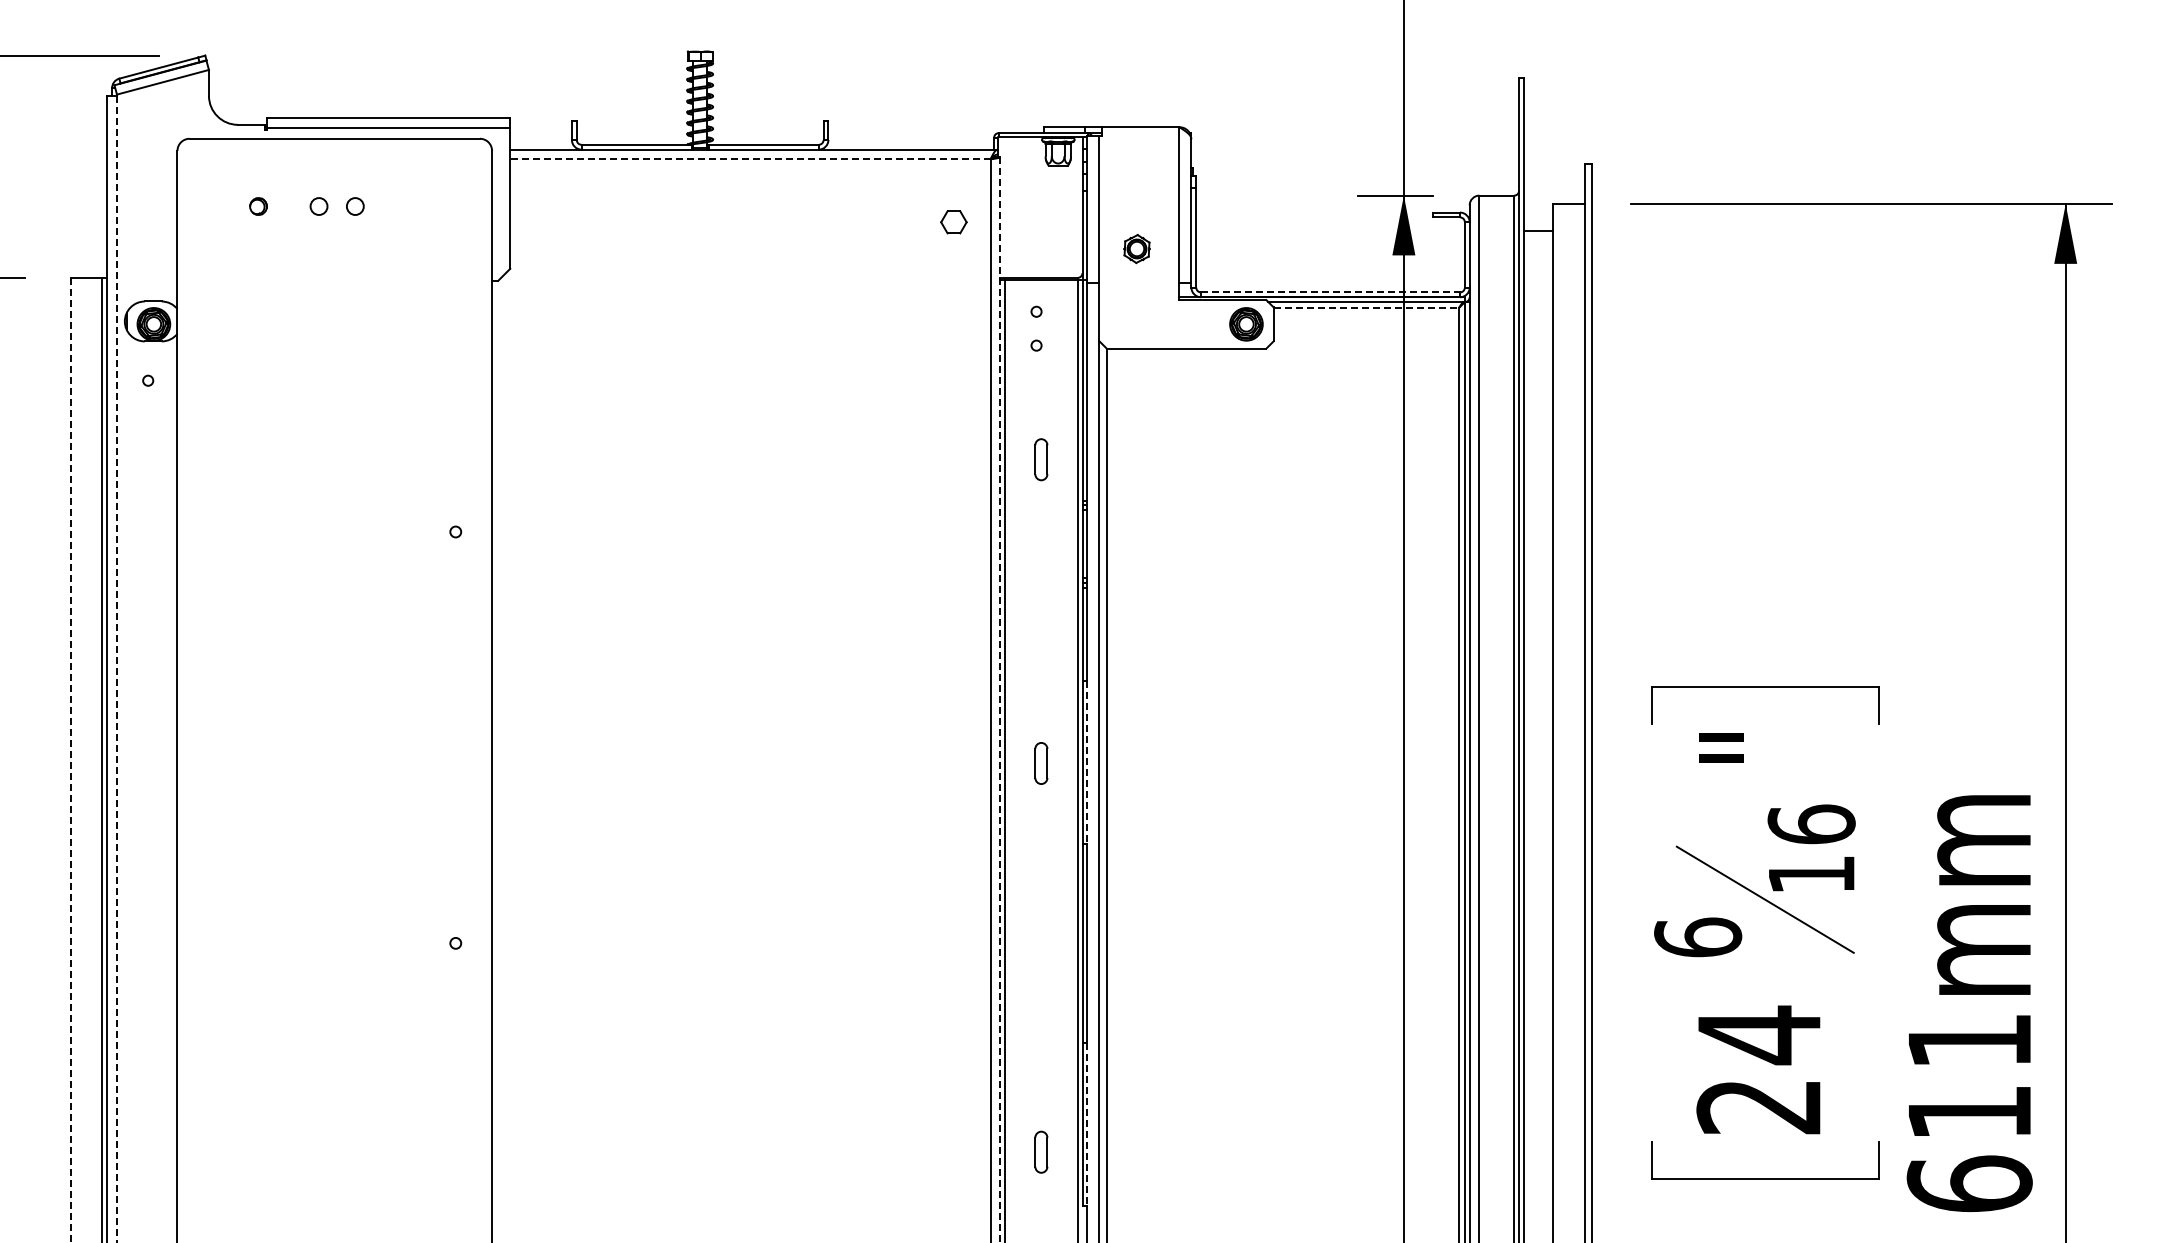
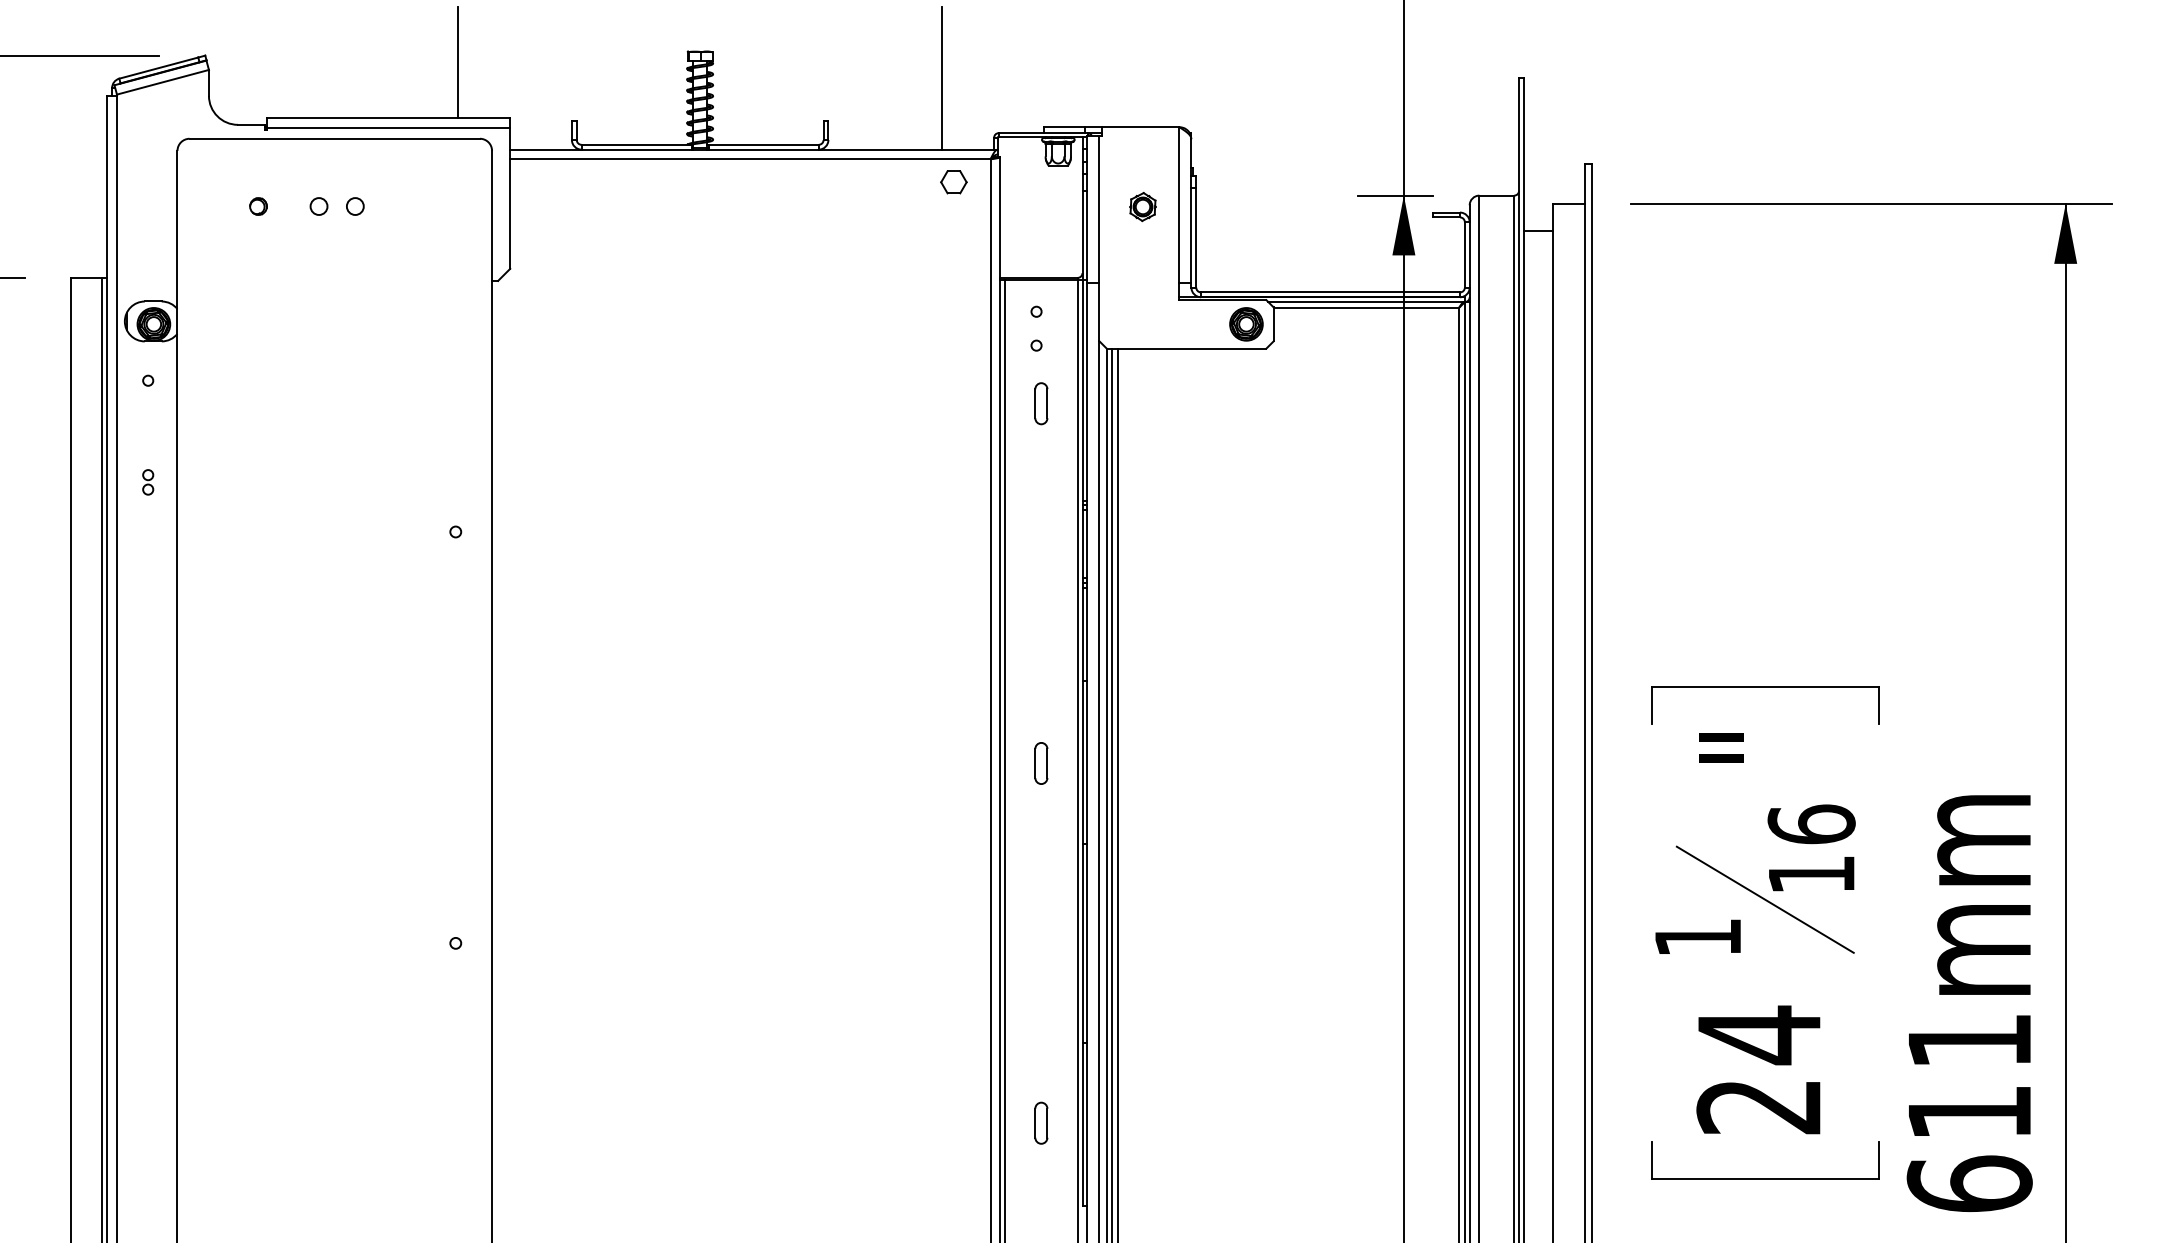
line: none -> present (458, 62)
line: none -> present (942, 77)
line: dashed -> solid (749, 159)
part position: (953, 222) -> (953, 182) (953, 182)
part position: (1136, 249) -> (1142, 207) (1142, 207)
line: dashed -> solid (1331, 292)
line: dashed -> solid (1366, 308)
part position: (1041, 459) -> (1041, 403) (1041, 403)
part: none -> present (148, 482)
line: dashed -> solid (117, 669)
line: dashed -> solid (1000, 699)
line: dashed -> solid (71, 760)
line: dashed -> solid (1087, 762)
line: none -> present (1111, 793)
line: none -> present (1117, 793)
text: 6 -> 1 (1698, 937)
line: dashed -> solid (1087, 1124)
part position: (1041, 1151) -> (1041, 1122) (1041, 1122)
